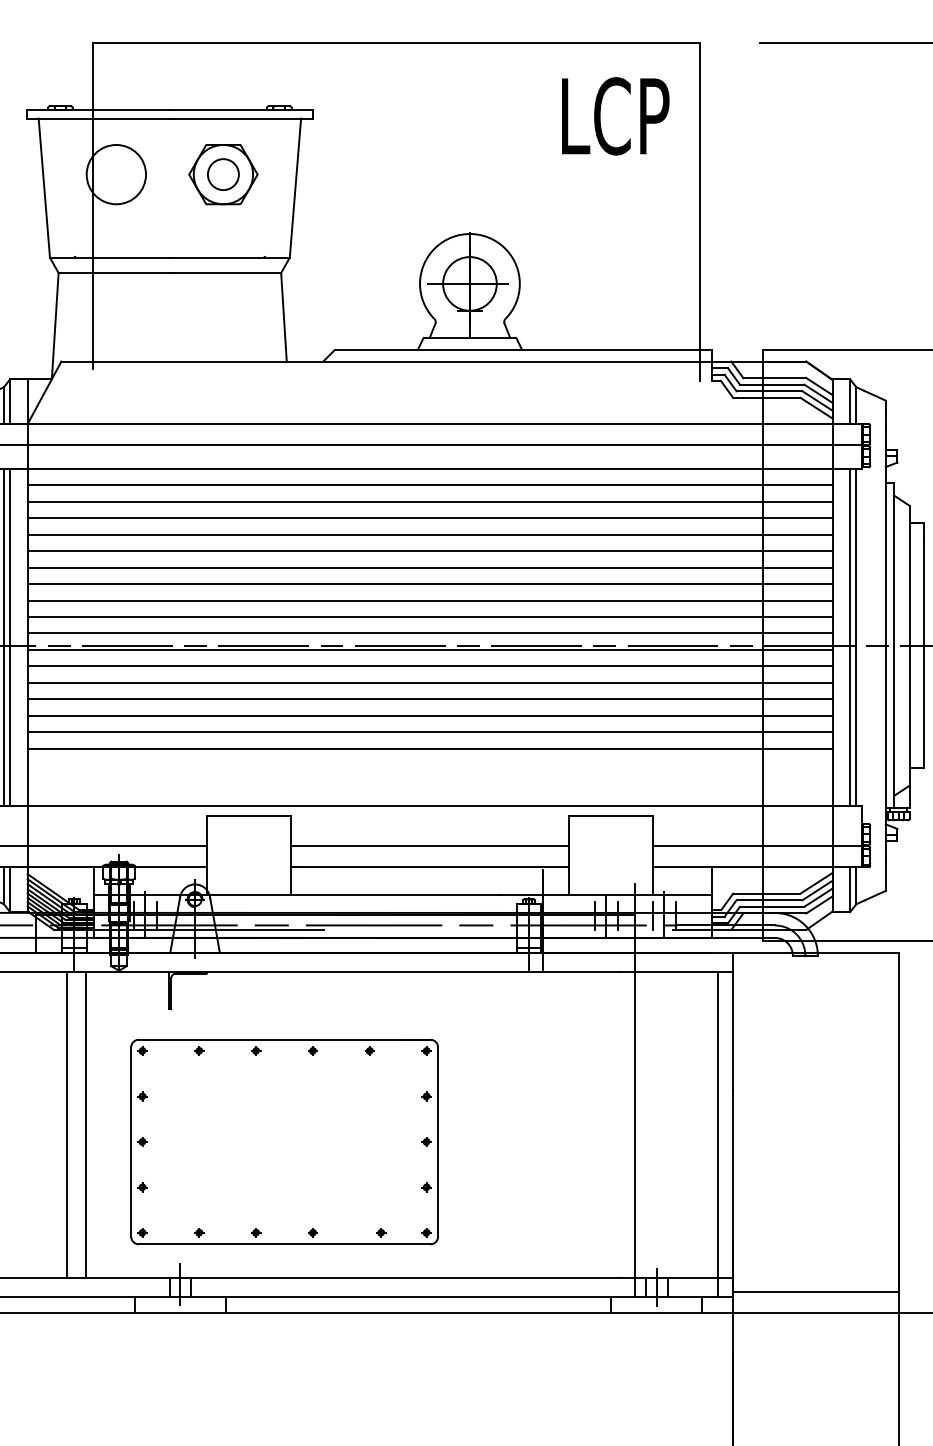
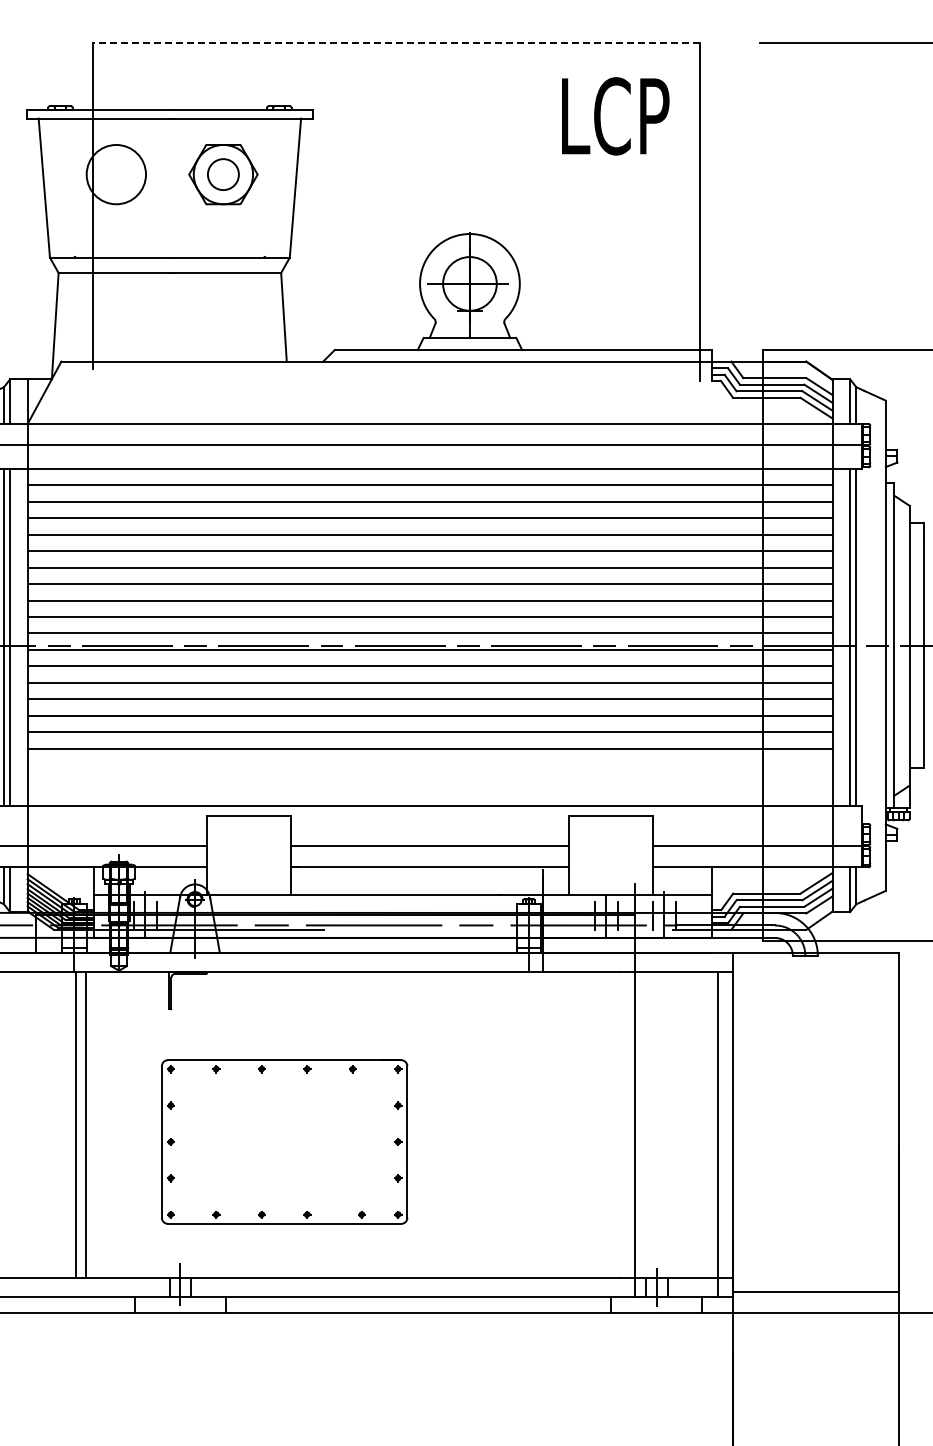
line: solid -> dashed (395, 43)
line position: (66, 1124) -> (75, 1124) (75, 1124)
part size: 309x208 px -> 248x166 px (284, 1141)
